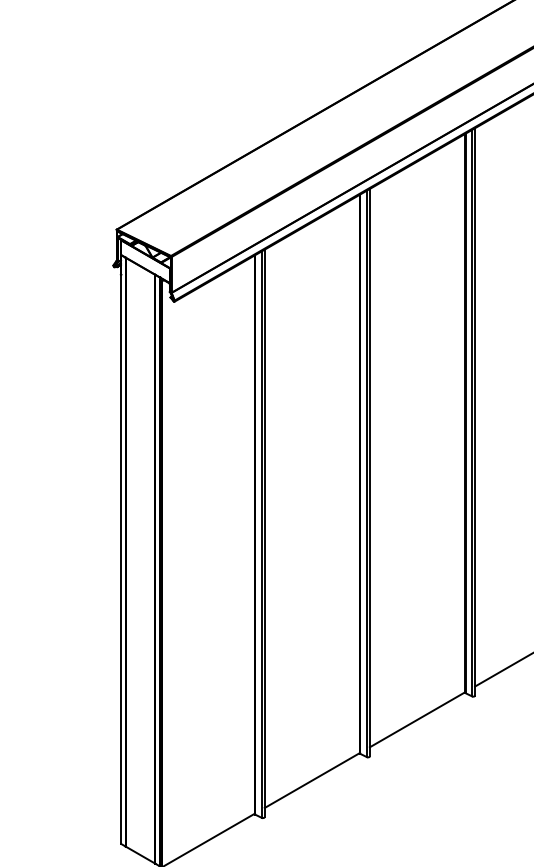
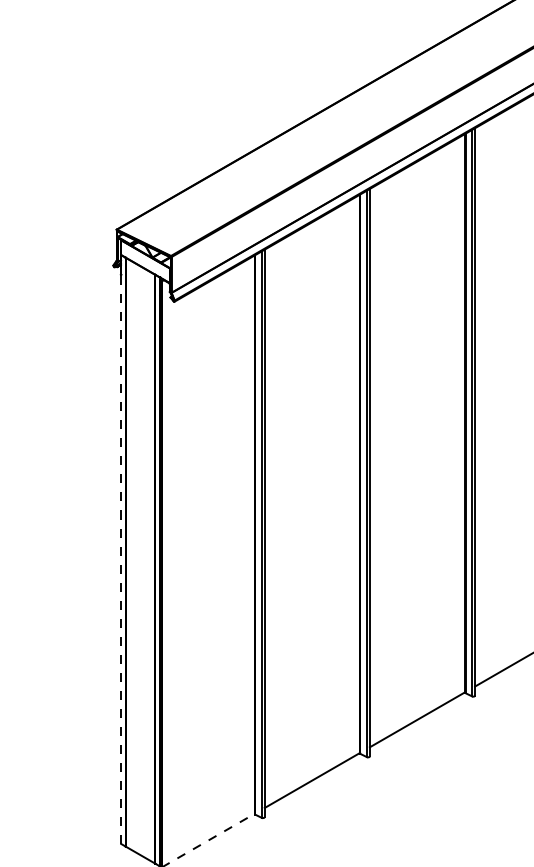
line: solid -> dashed (121, 549)
line: solid -> dashed (209, 840)
